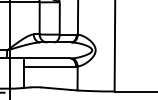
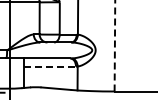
line: solid -> dashed (114, 45)
line: solid -> dashed (50, 66)
